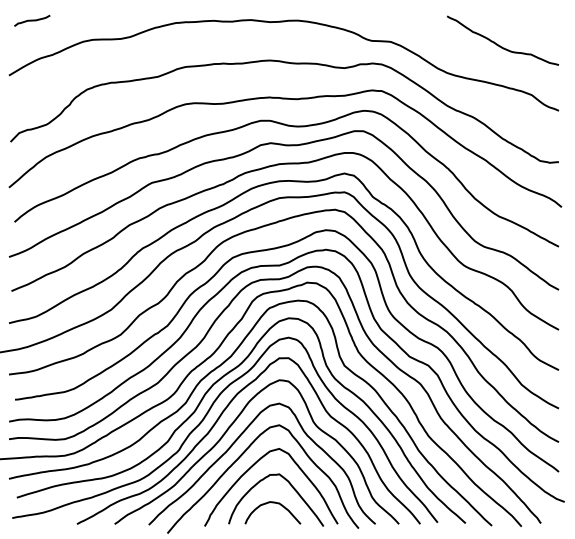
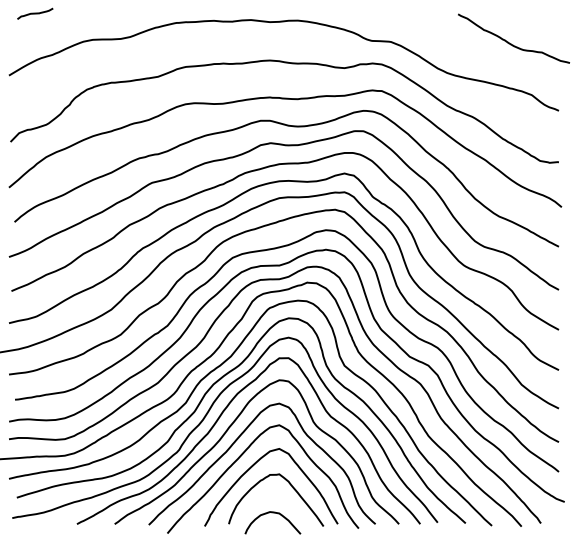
curve position: (32, 20) -> (35, 13) (35, 13)
curve position: (500, 45) -> (511, 43) (511, 43)
curve position: (272, 503) -> (272, 513) (272, 513)
